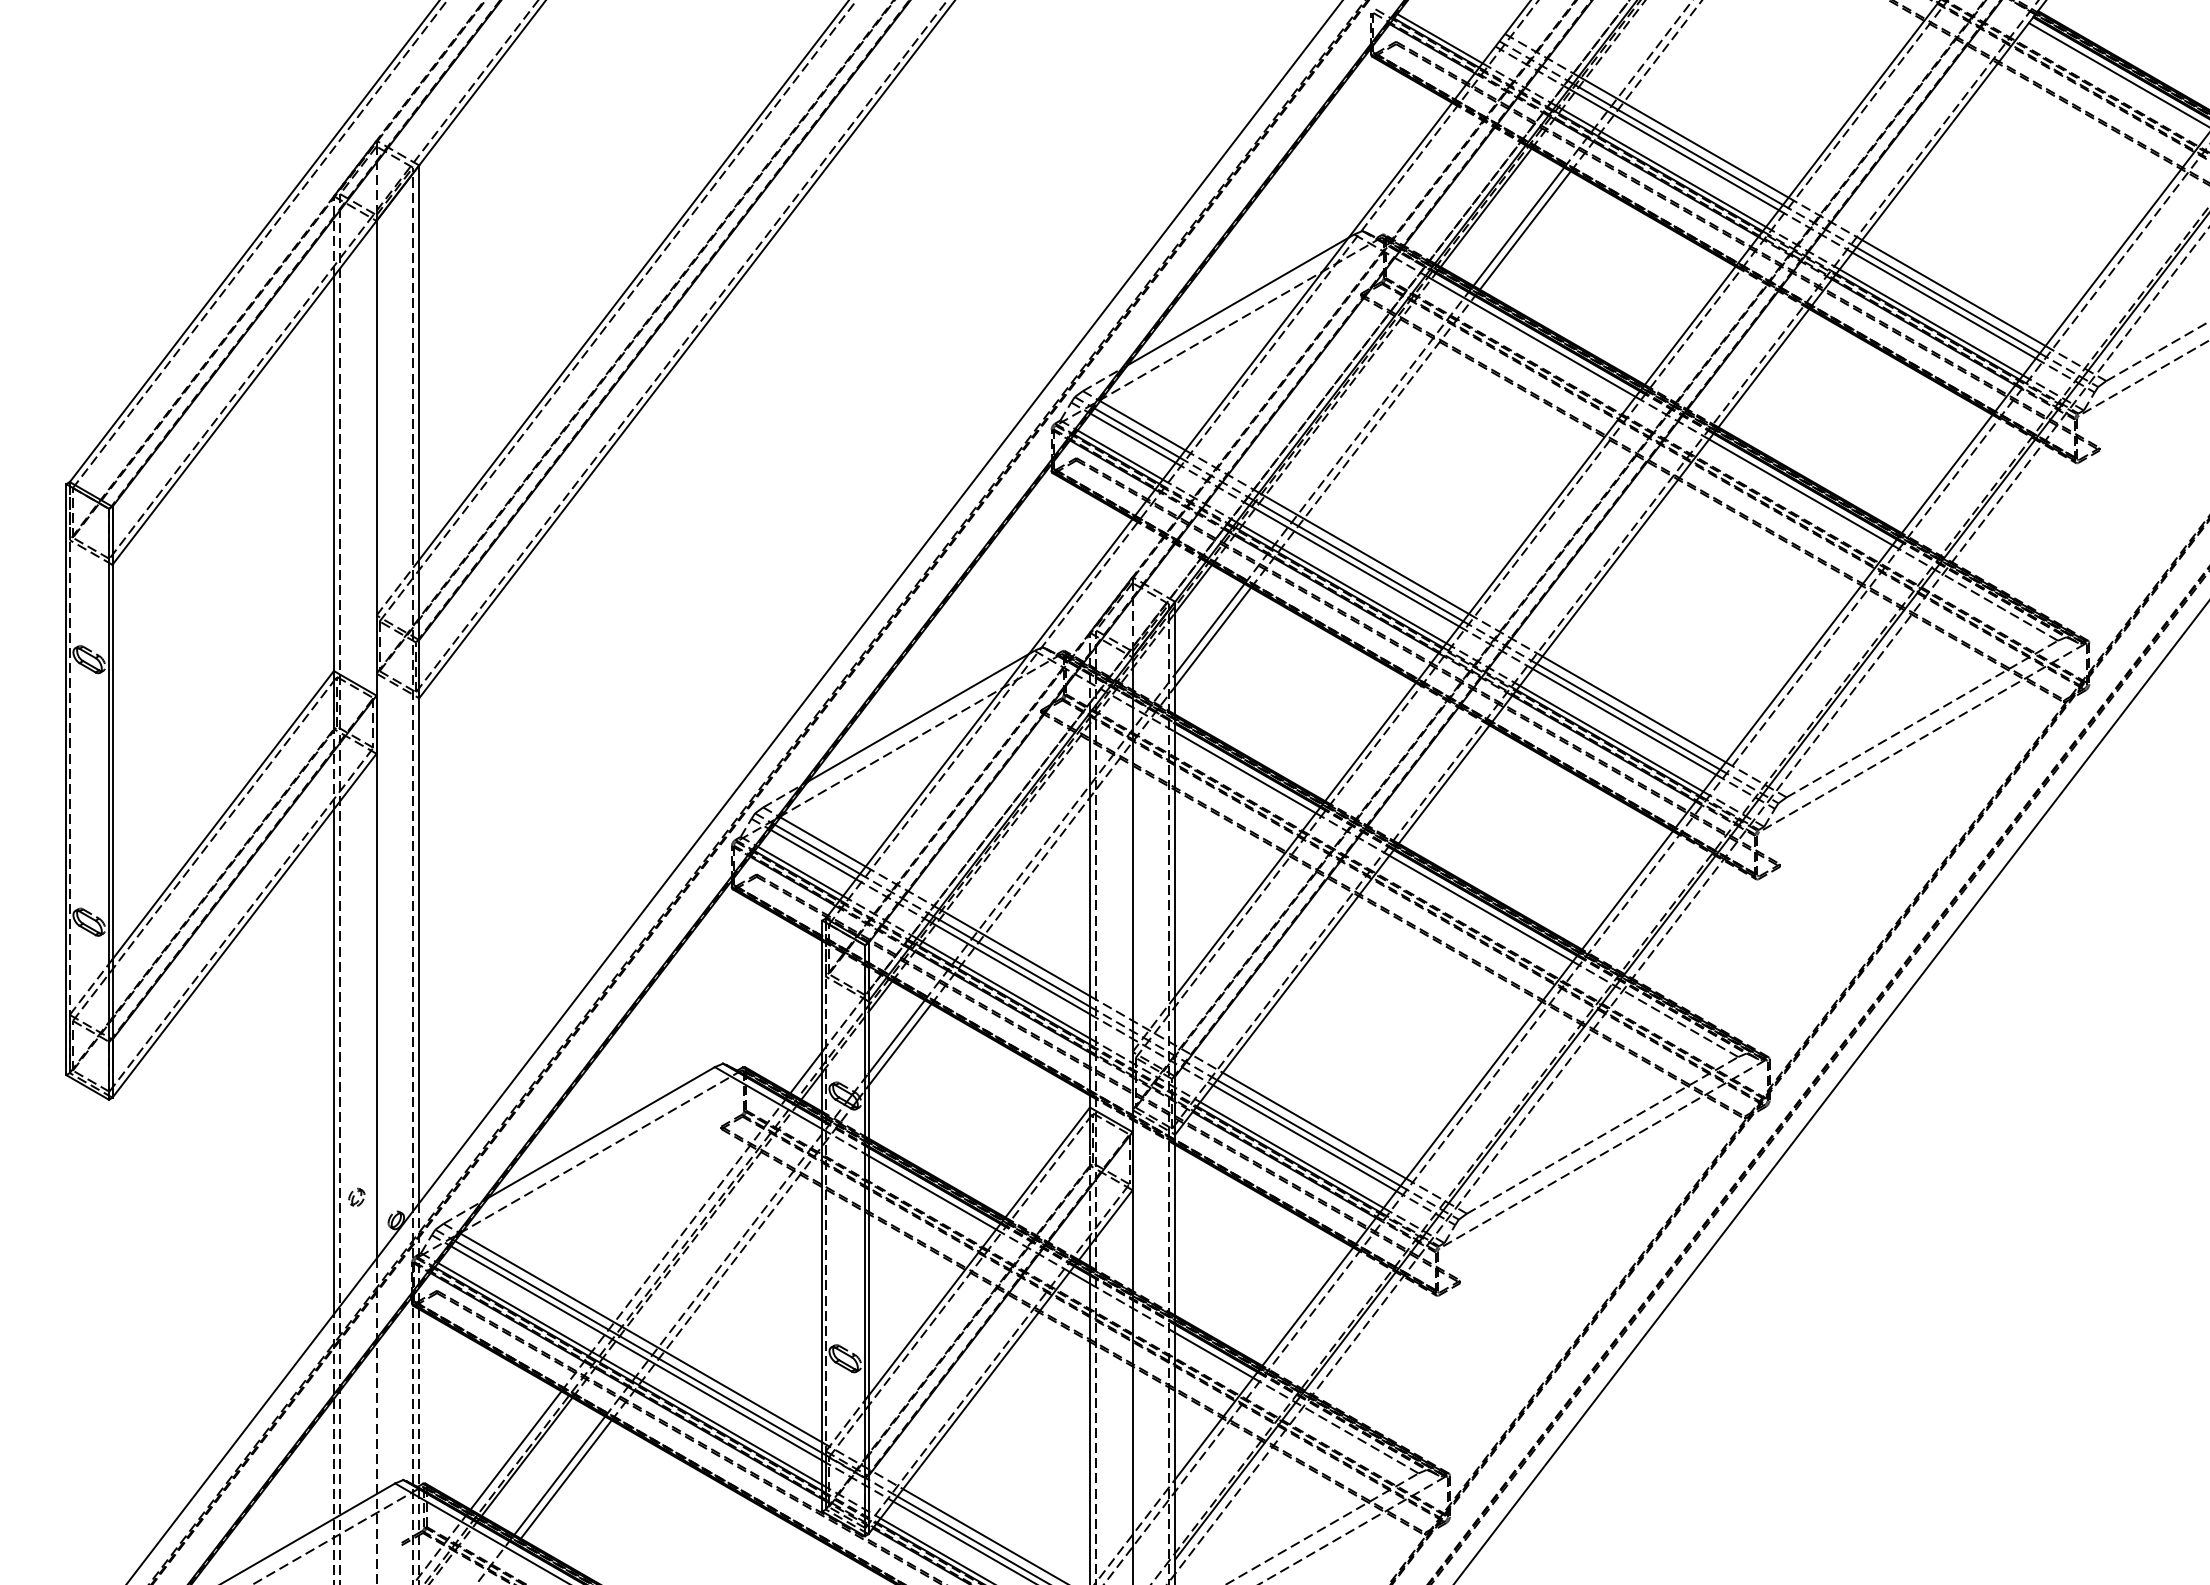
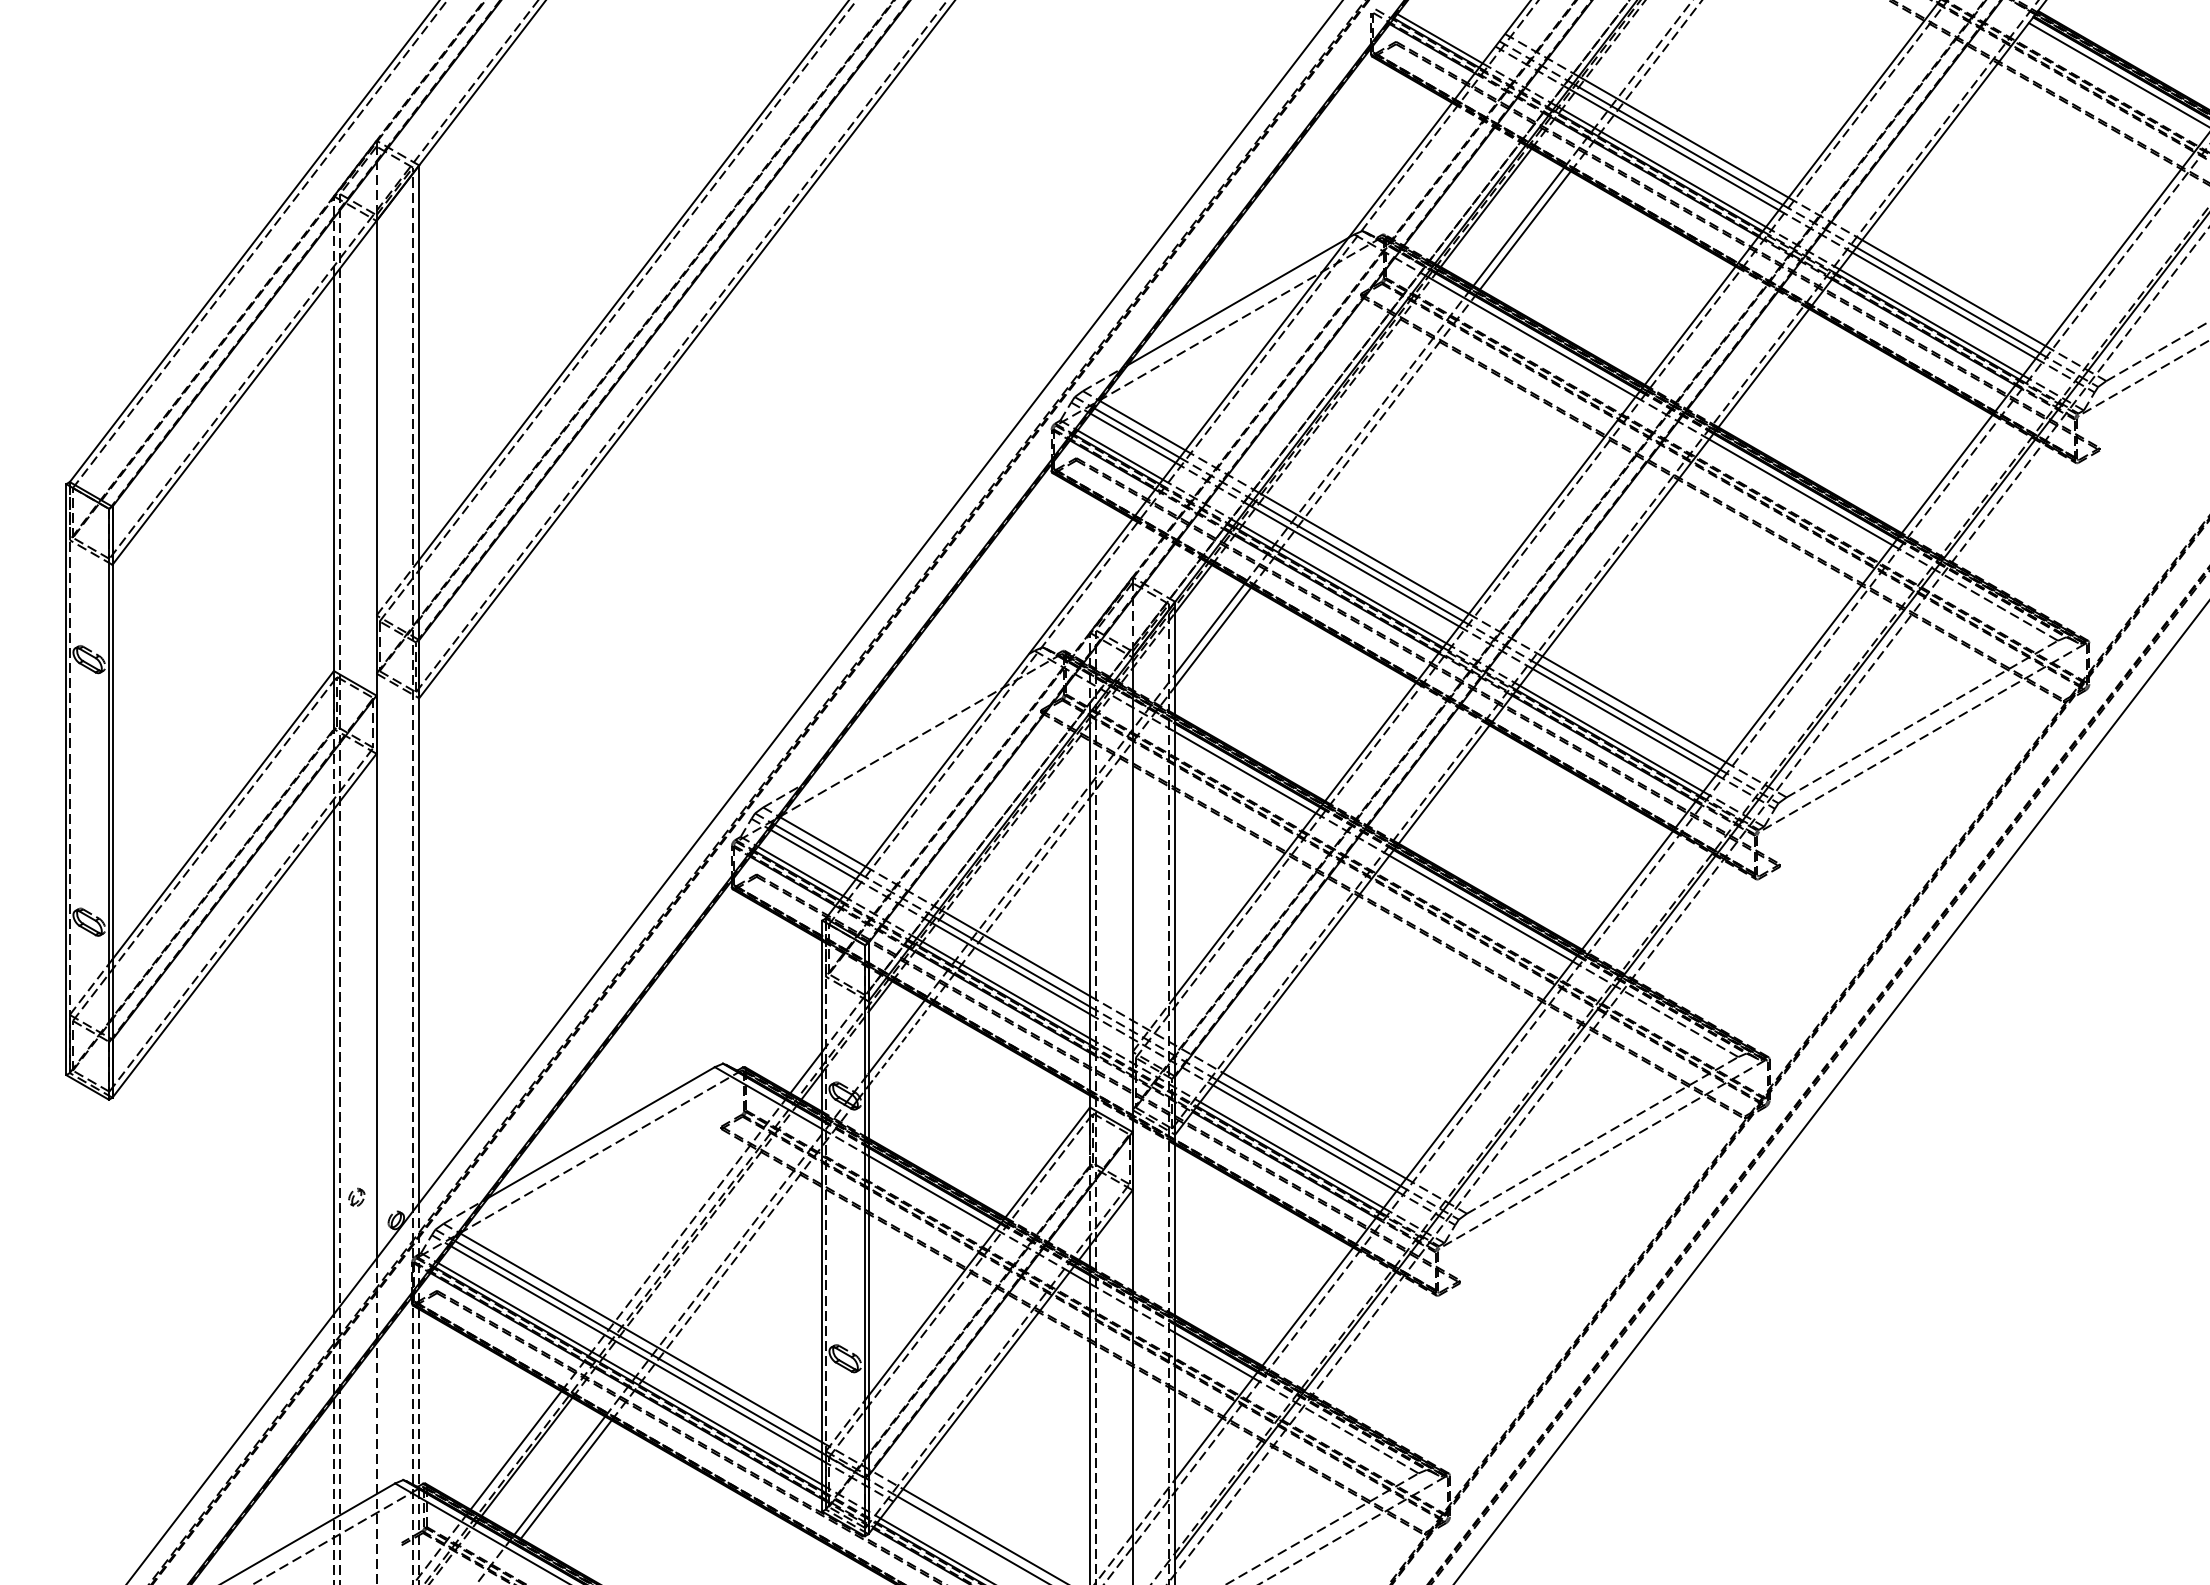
line: present -> none (918, 717)
line: solid -> dashed (899, 1045)
line: present -> none (962, 1541)
